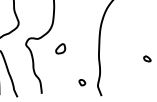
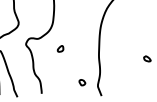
part size: 12x12 px -> 9x8 px (60, 48)
